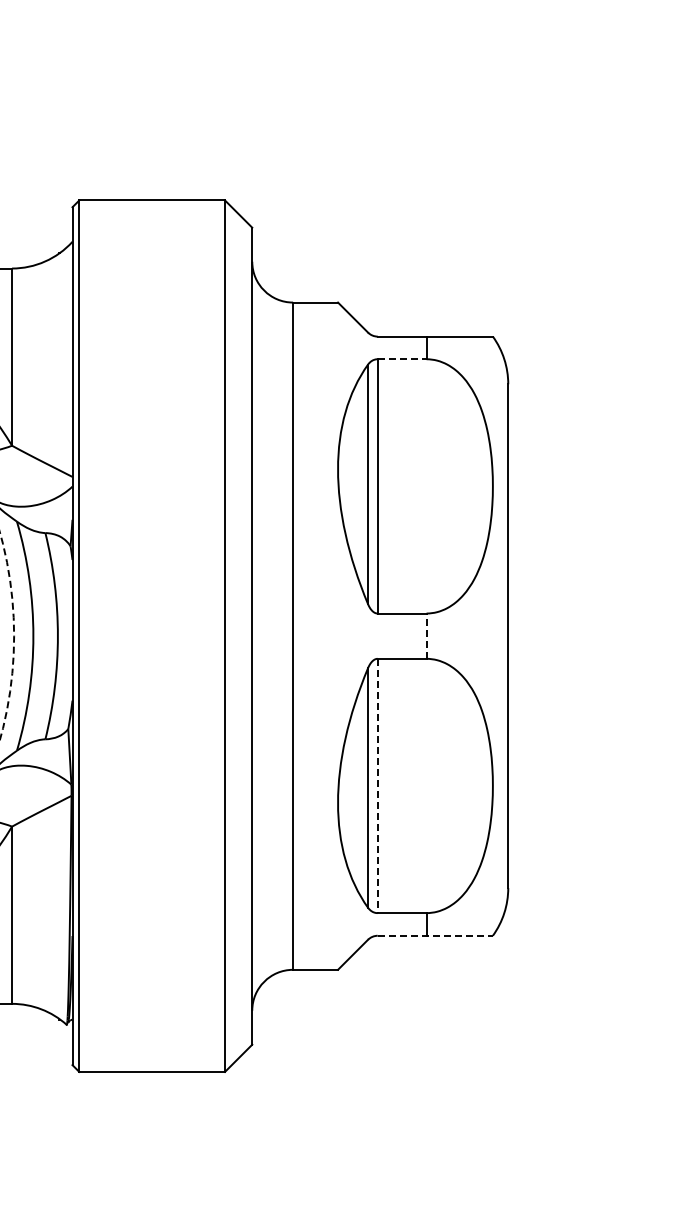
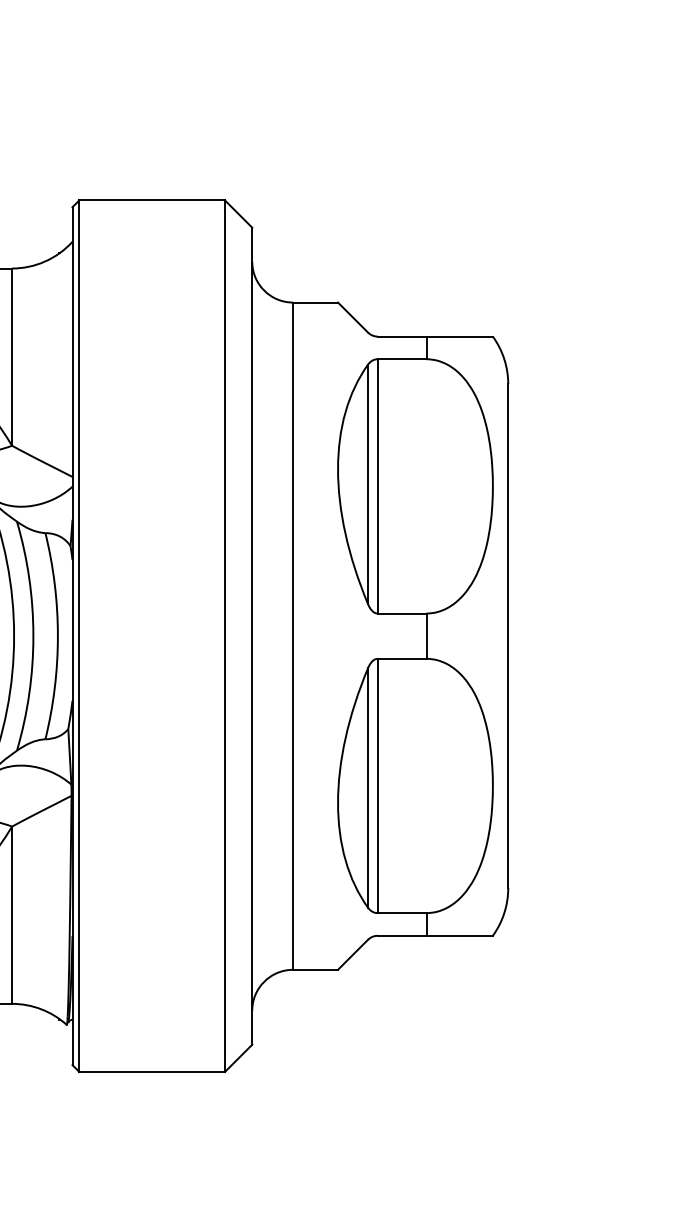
line: dashed -> solid (402, 359)
arc: dashed -> solid (14, 636)
line: dashed -> solid (426, 636)
line: dashed -> solid (377, 786)
line: dashed -> solid (435, 935)
